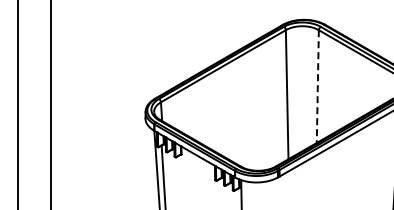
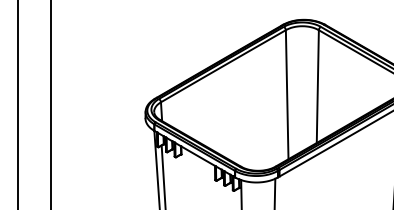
line: dashed -> solid (317, 87)
line: none -> present (274, 192)
